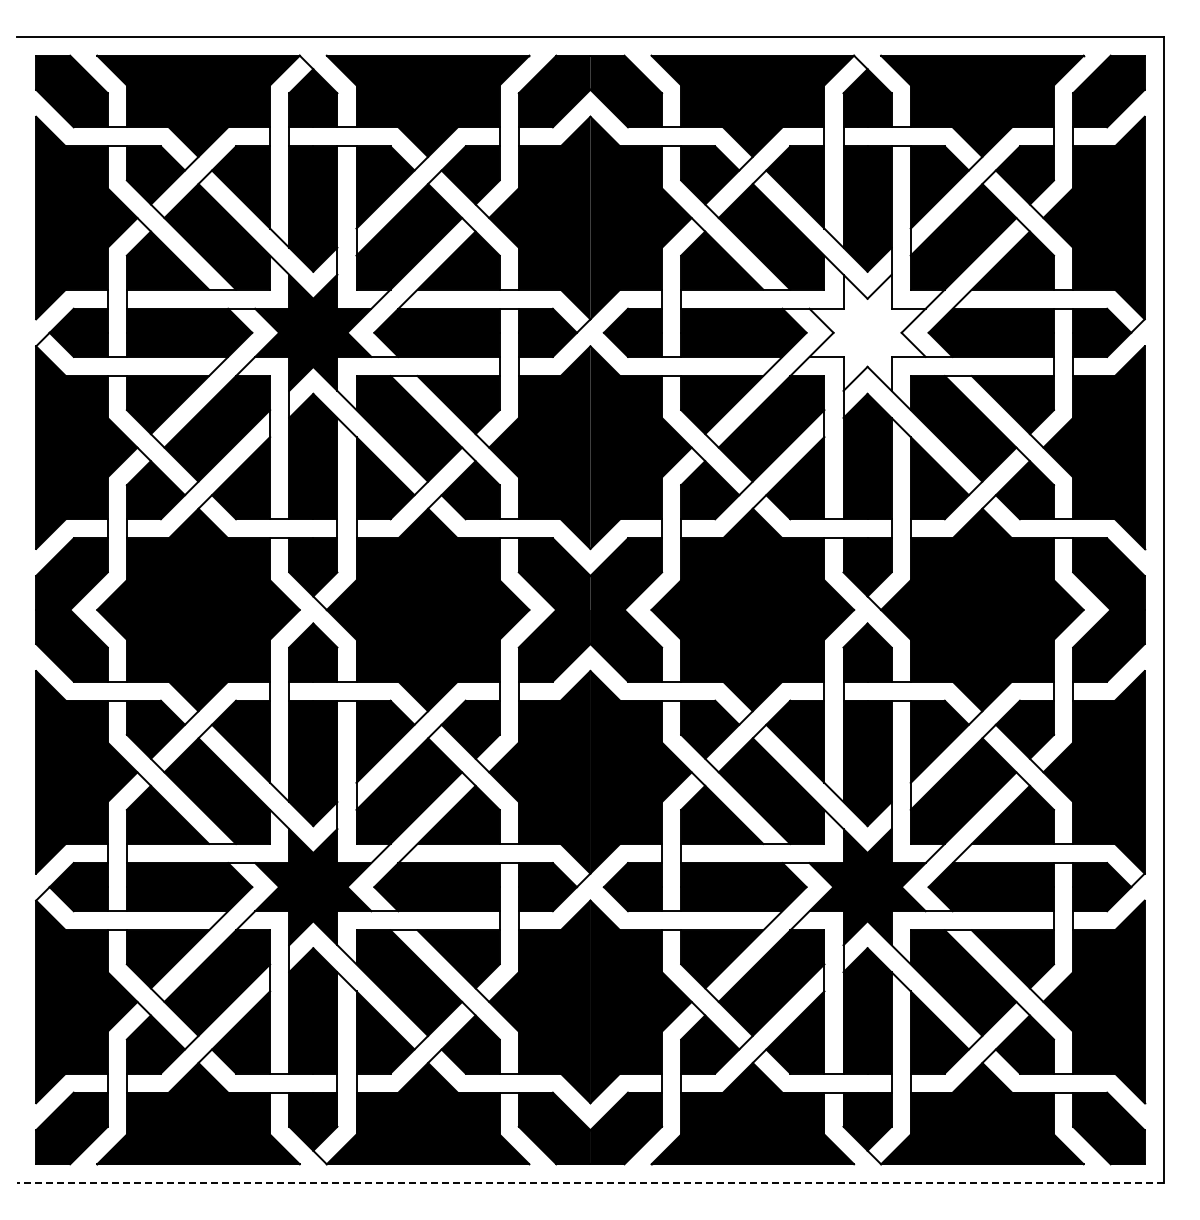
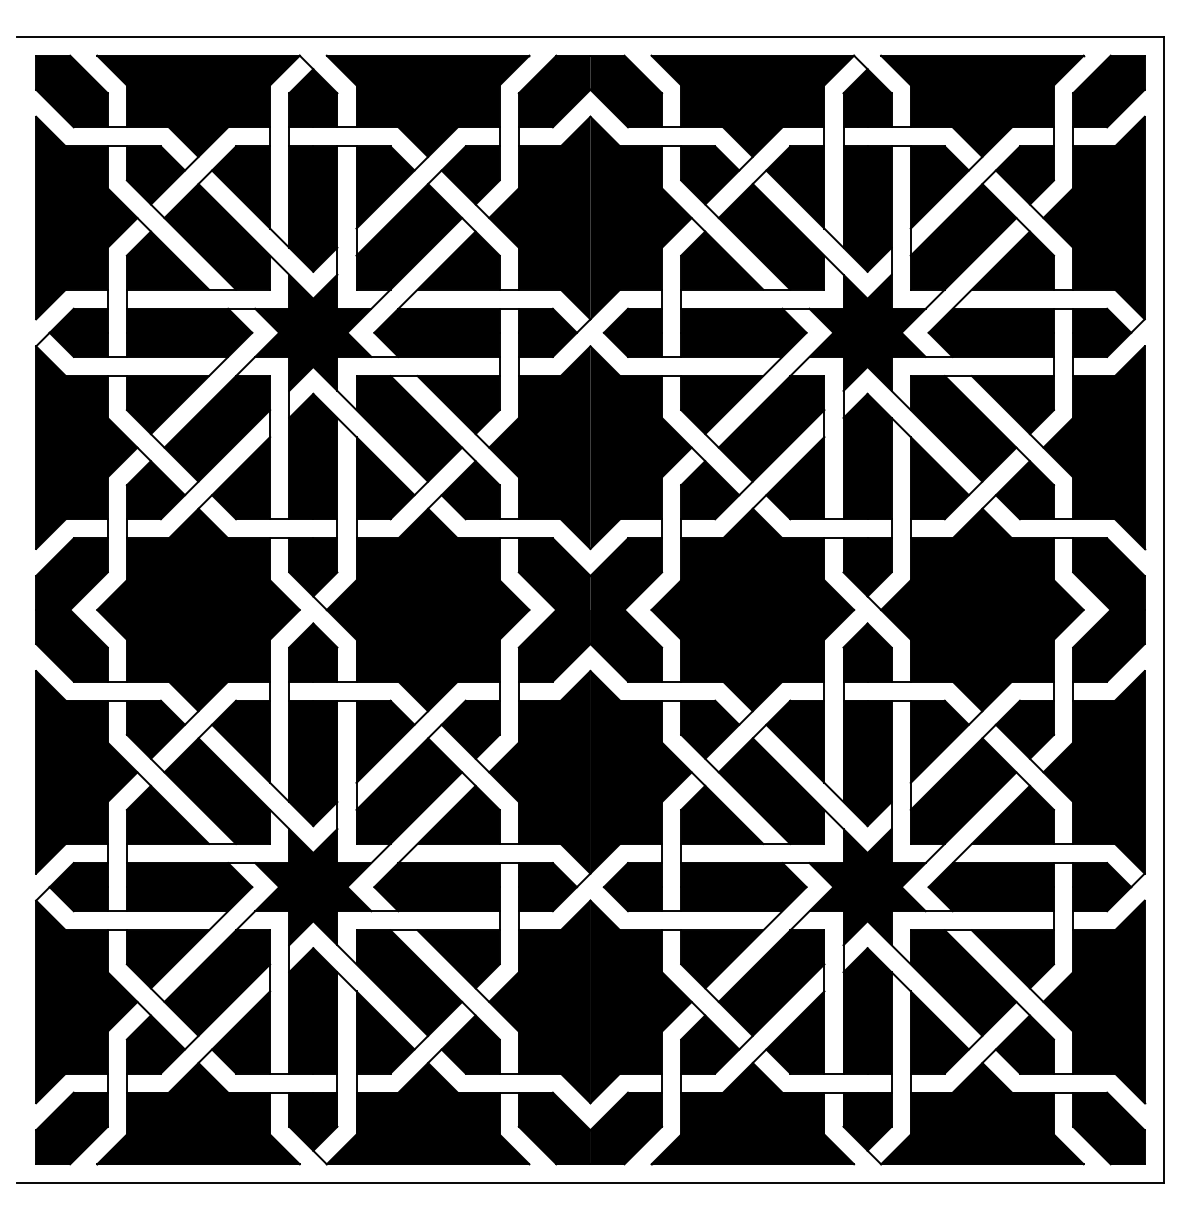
fill: none -> present (867, 332)
line: dashed -> solid (589, 1183)
